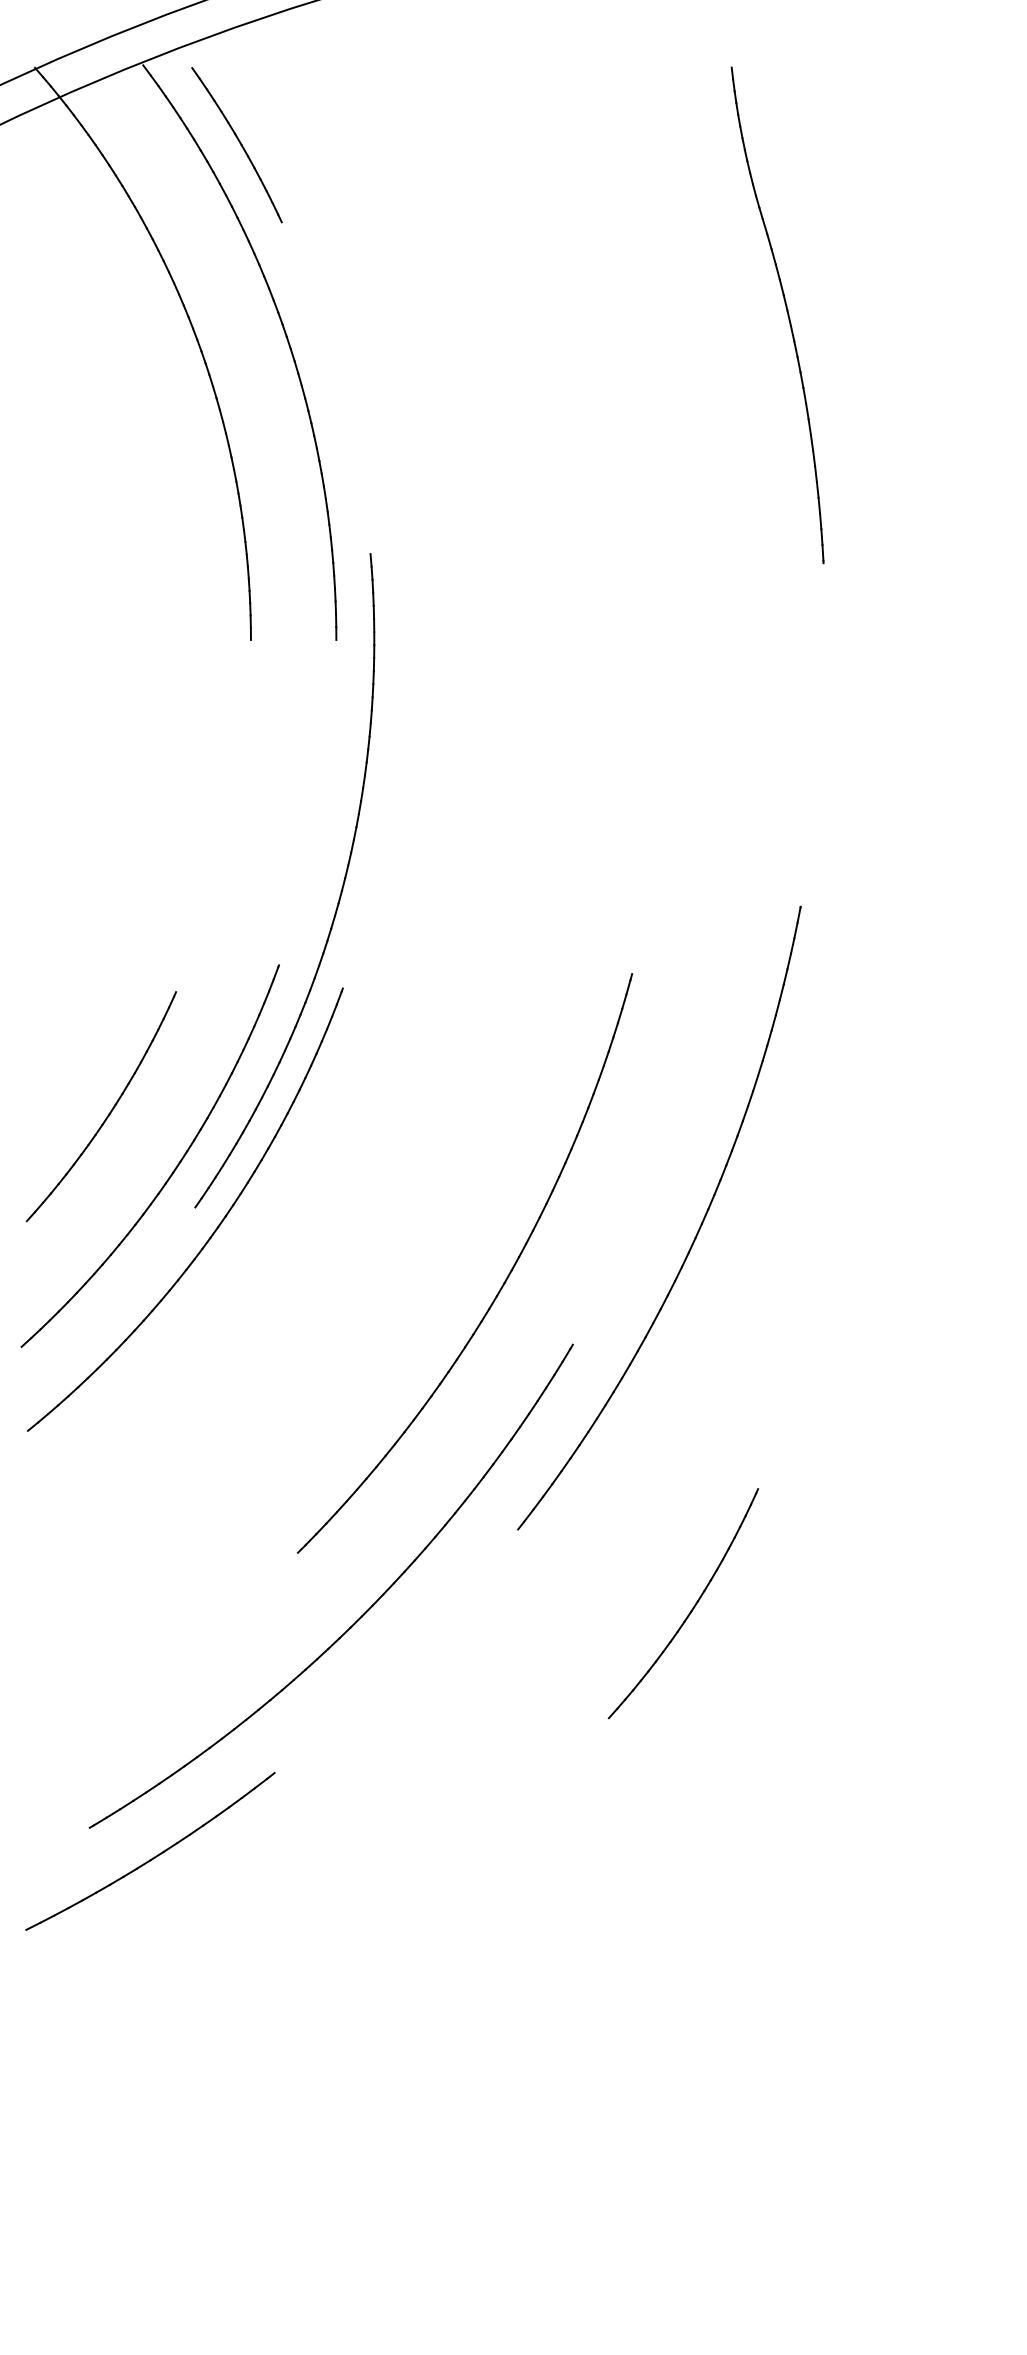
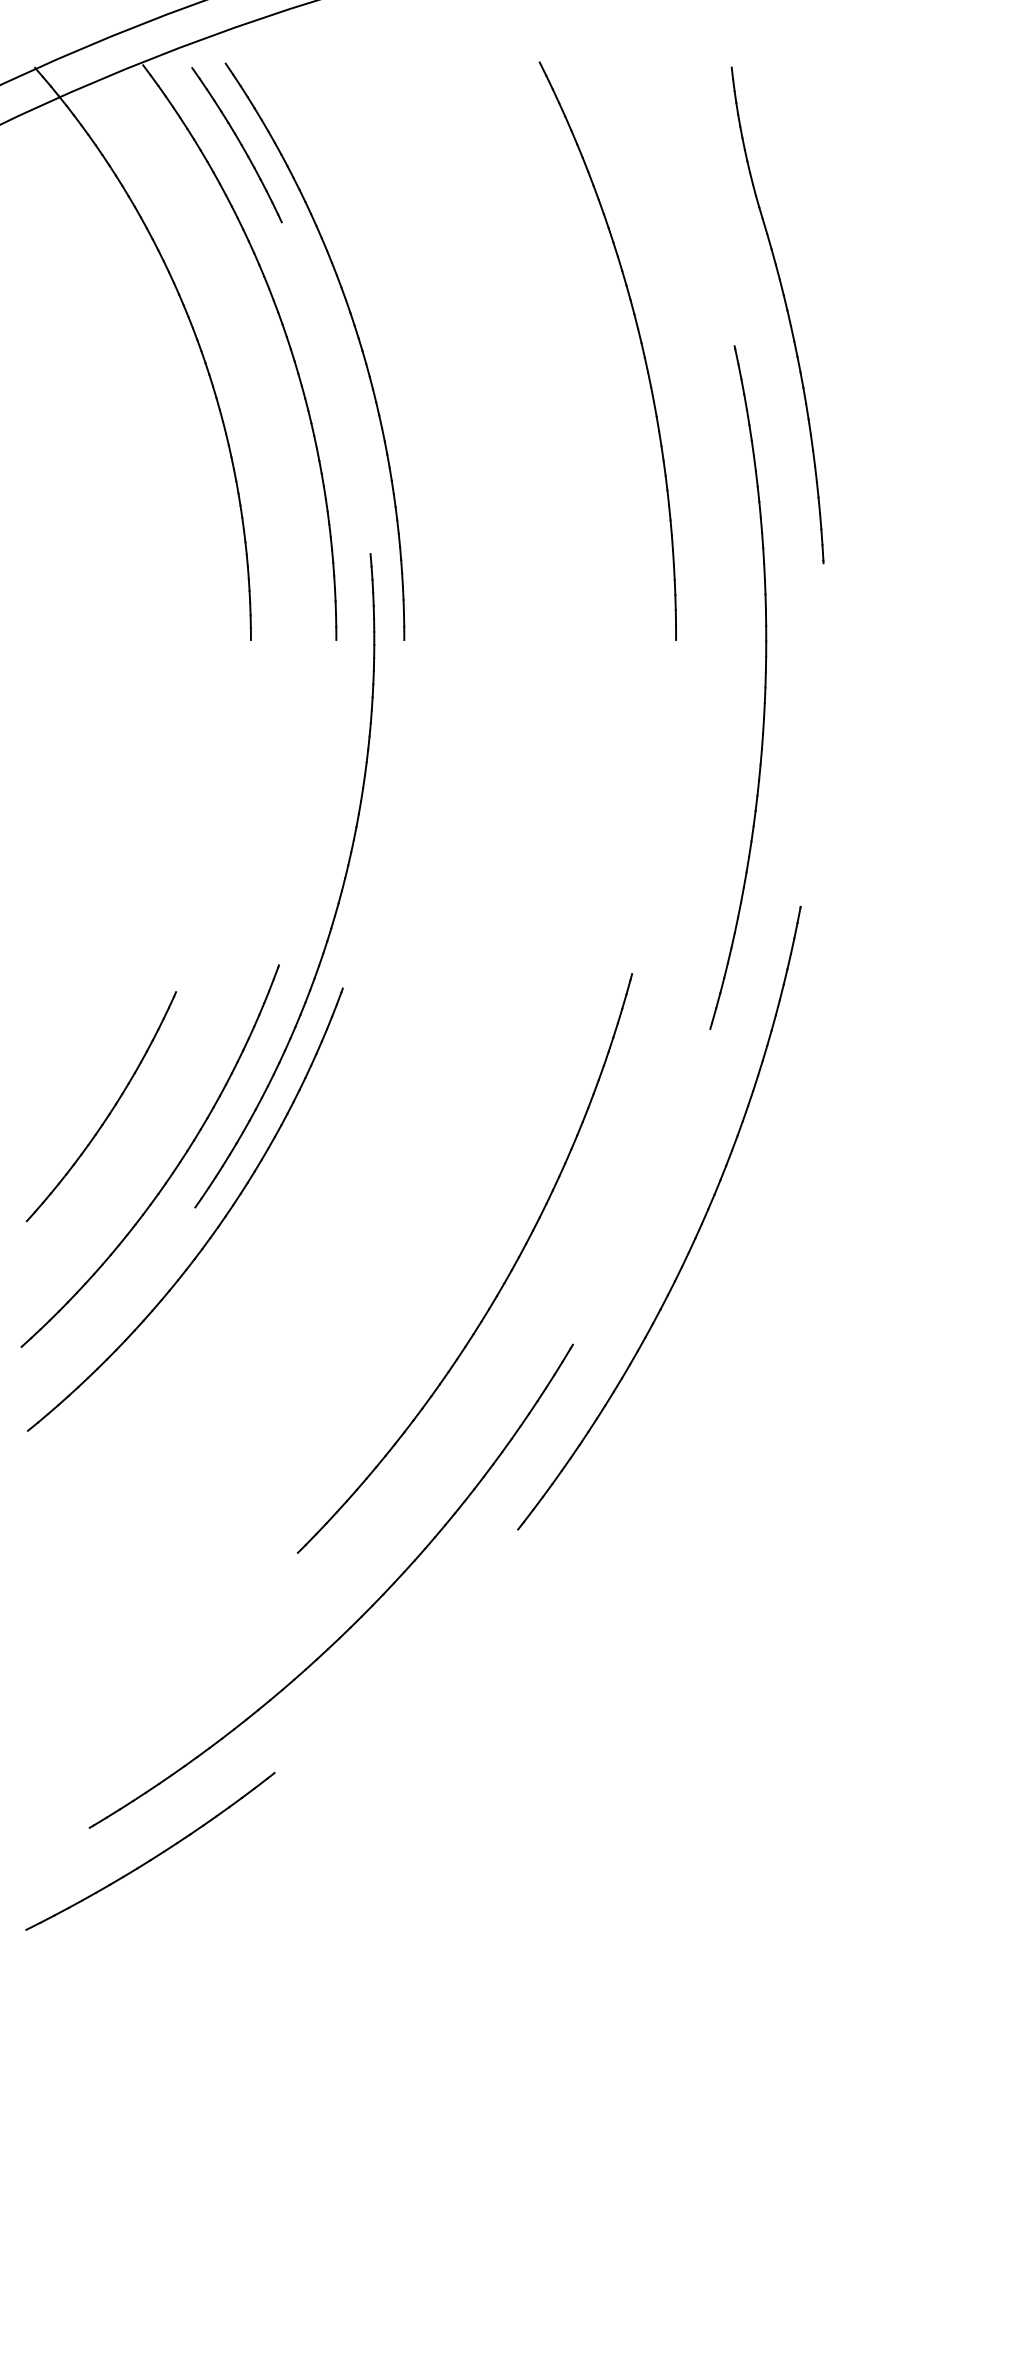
part: none -> present (357, 338)
part: none -> present (640, 344)
part: none -> present (764, 687)
part: present -> none (692, 1607)
